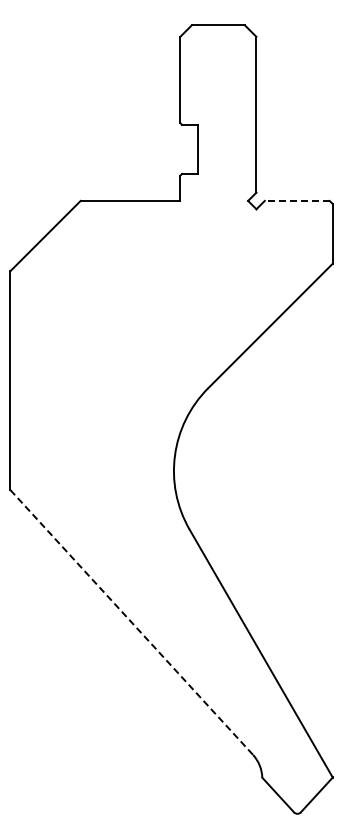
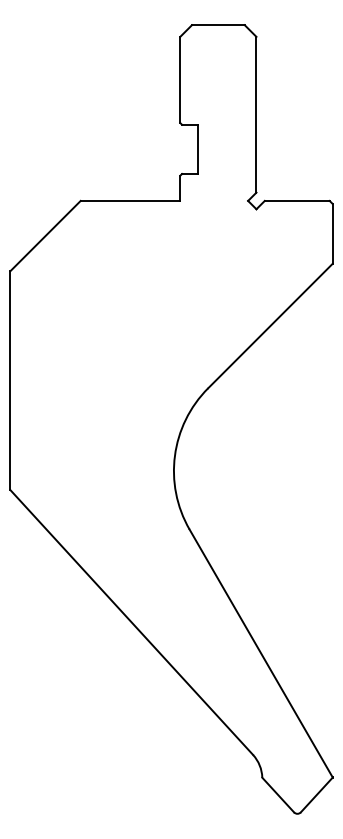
line: dashed -> solid (296, 200)
line: dashed -> solid (131, 622)
